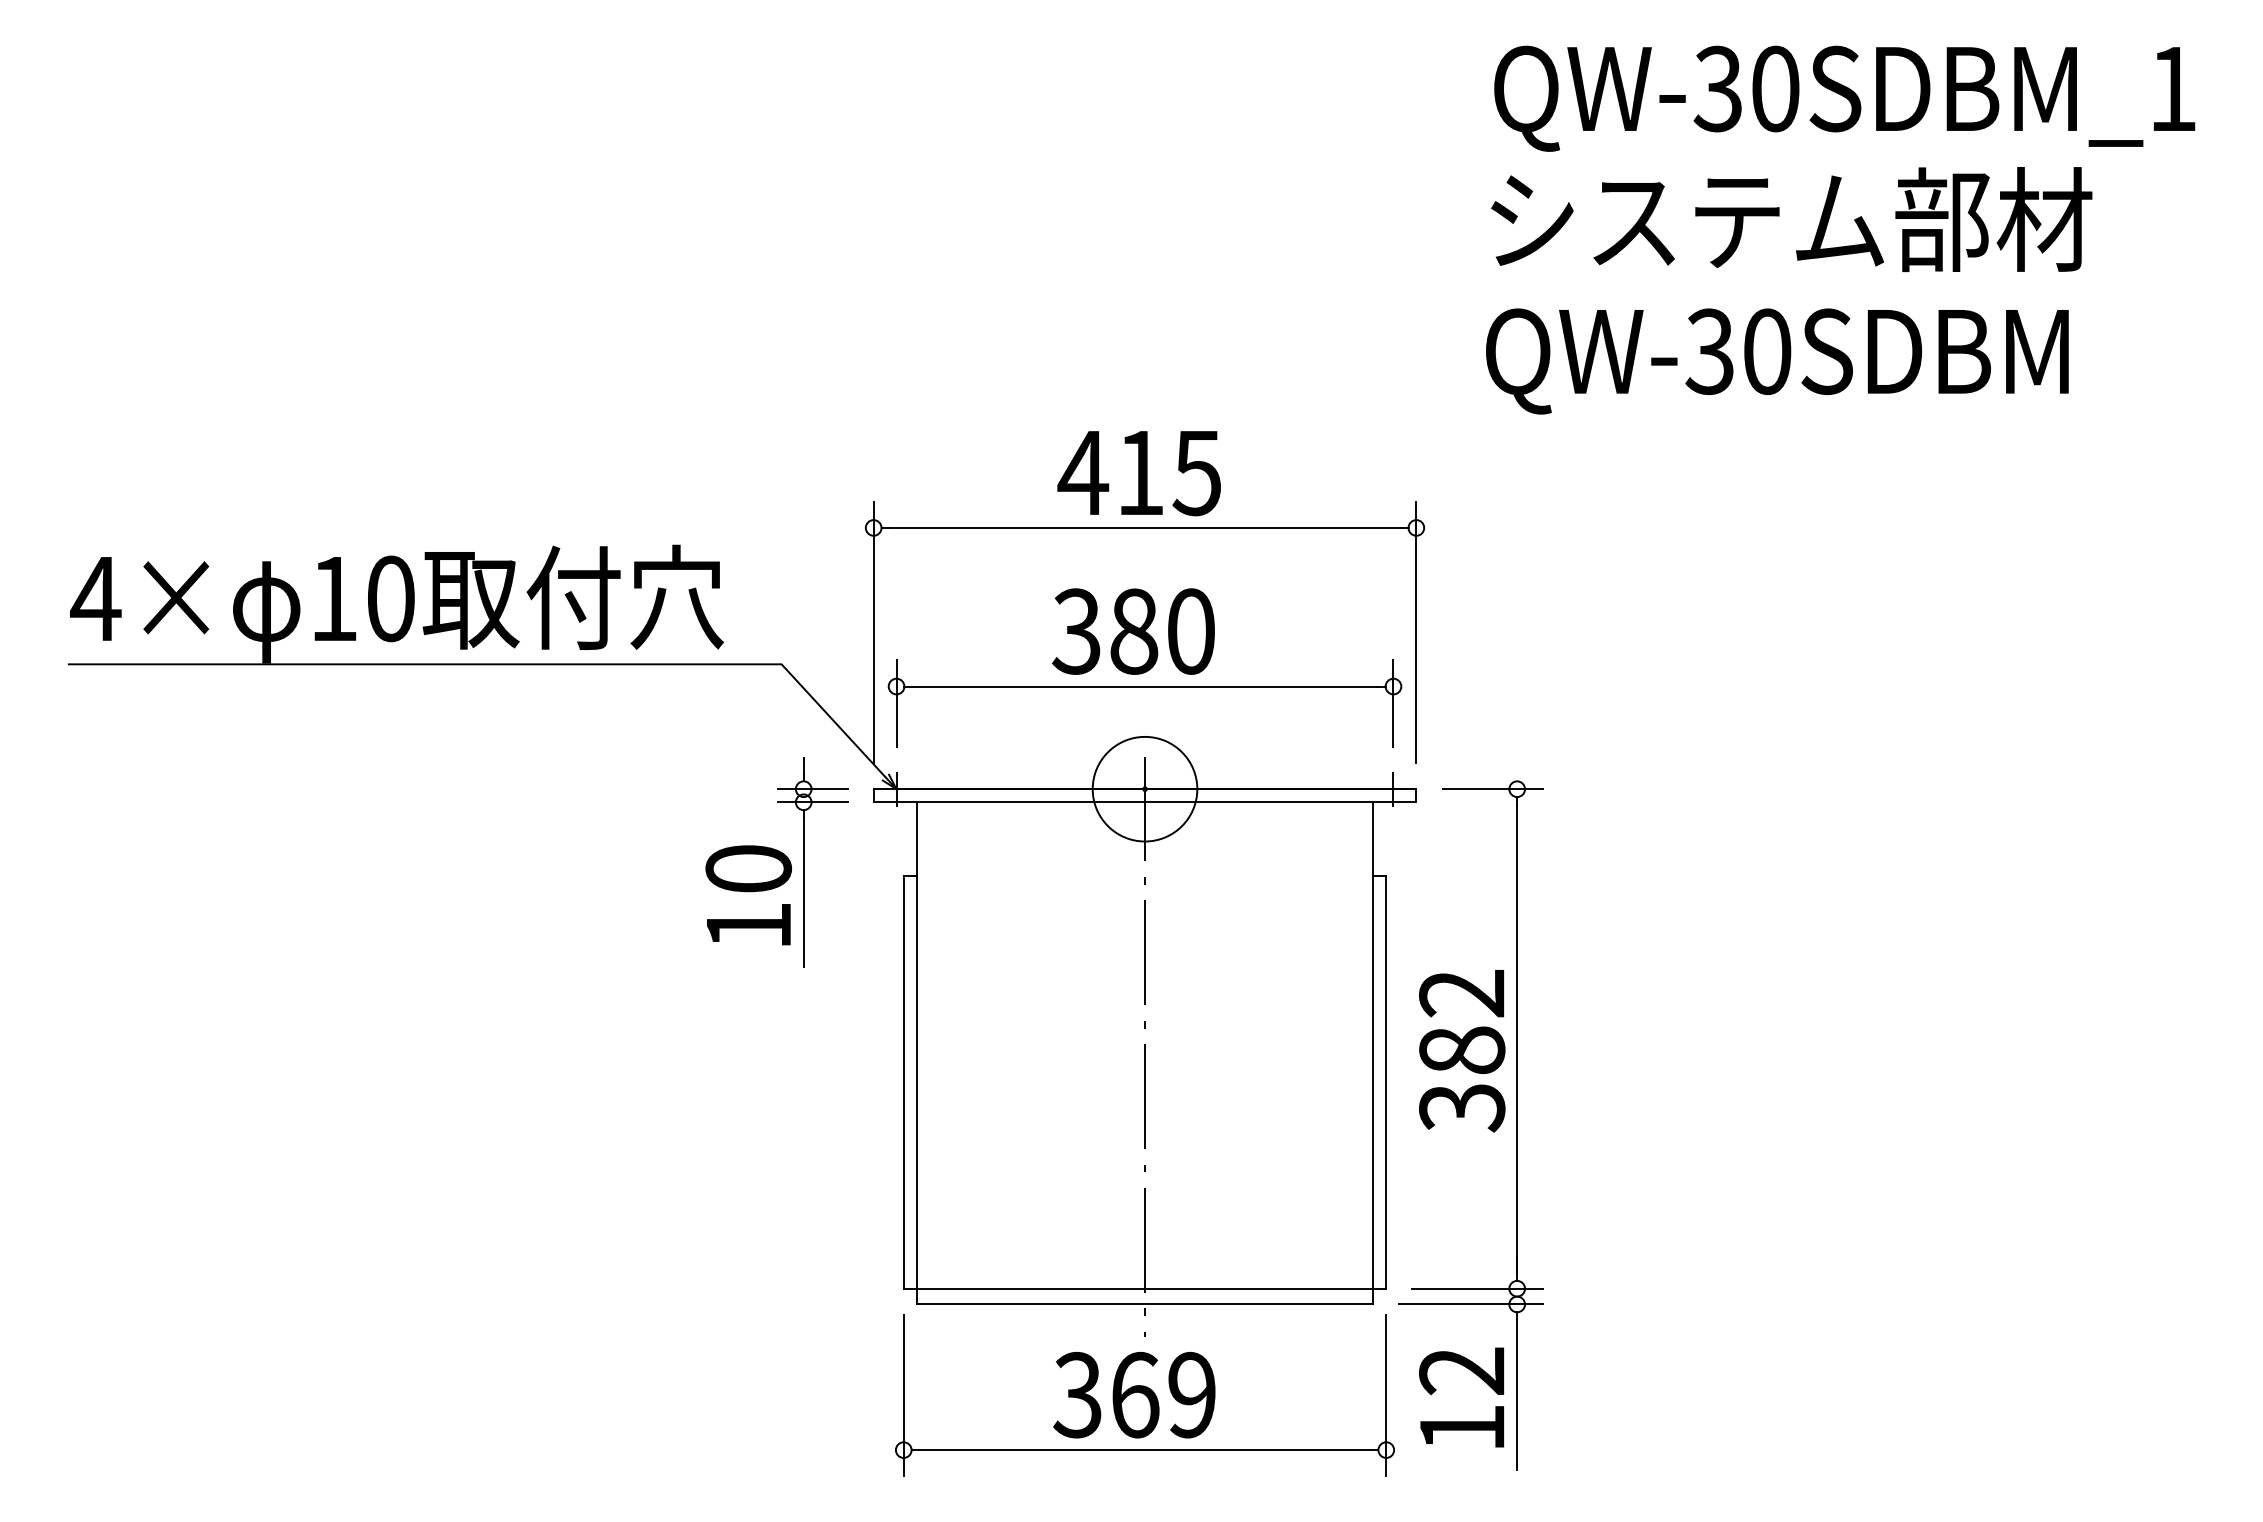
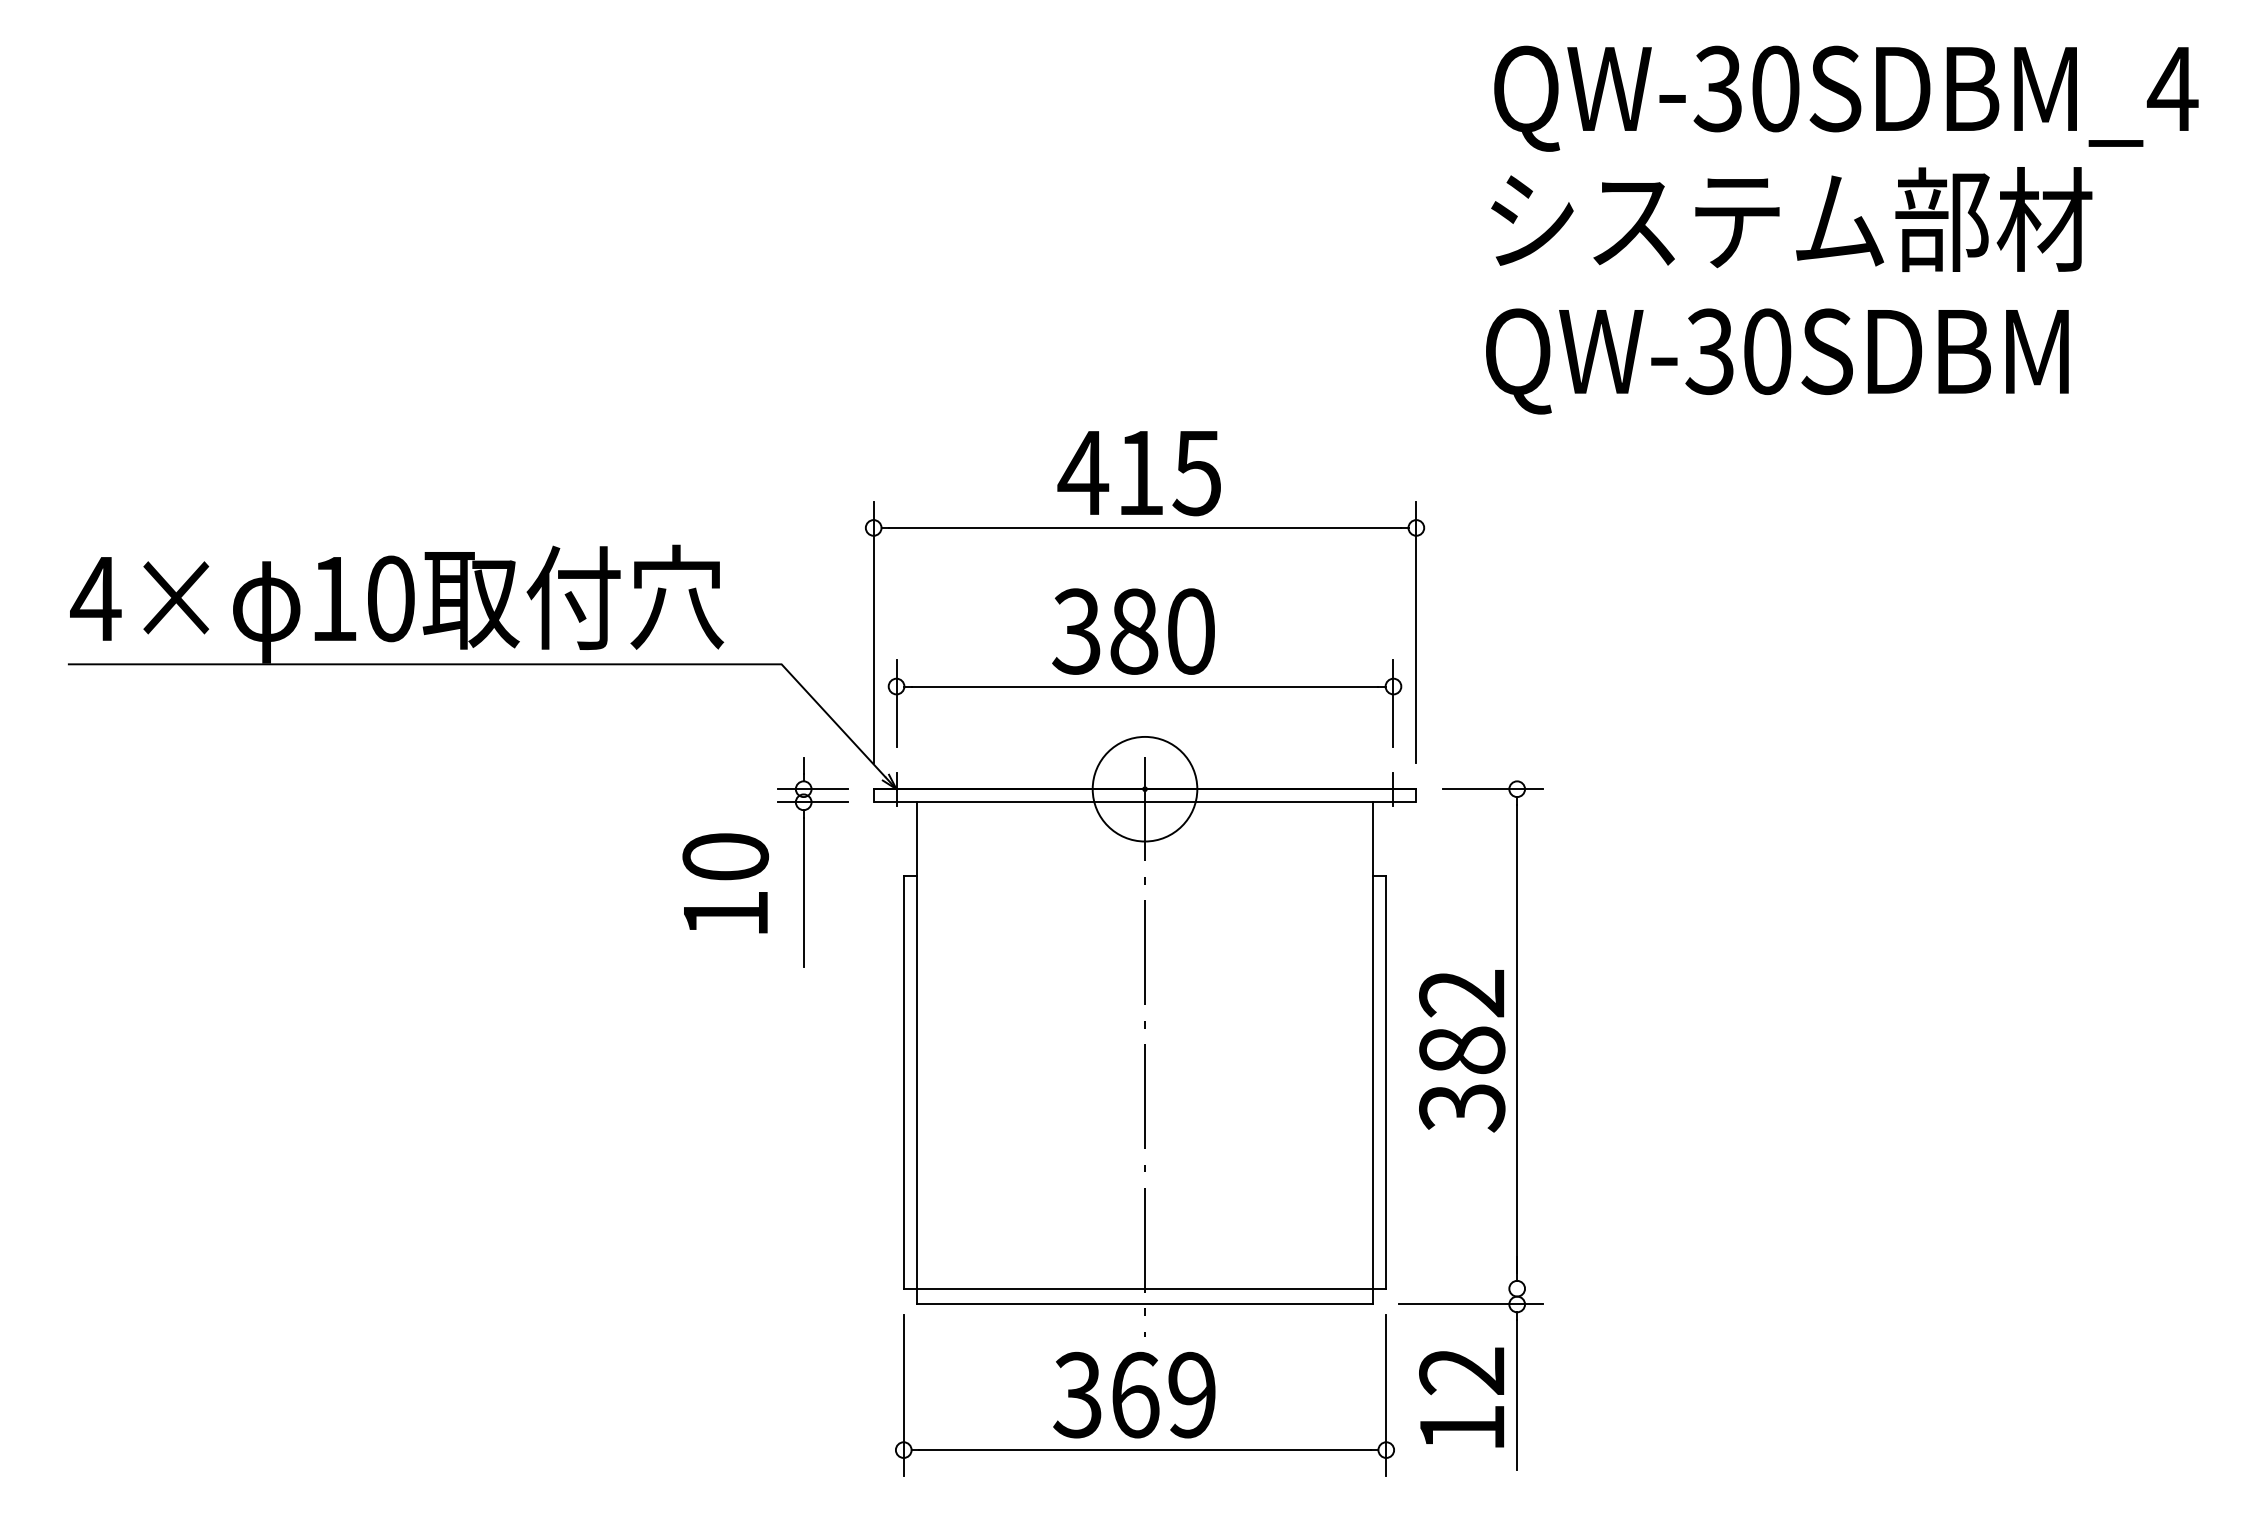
text: QW-30SDBM_1 -> QW-30SDBM_4 (2172, 88)
text position: (748, 895) -> (725, 883) (725, 883)
line: present -> none (1477, 1288)
